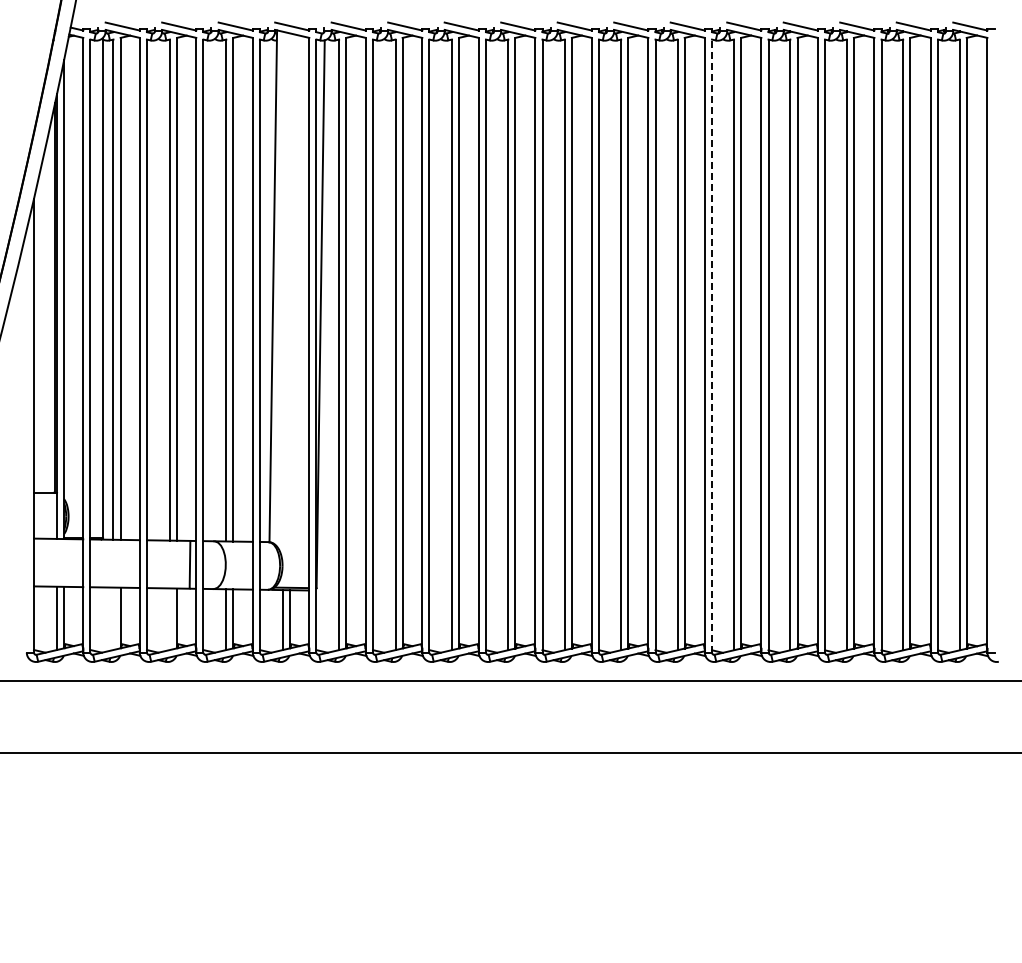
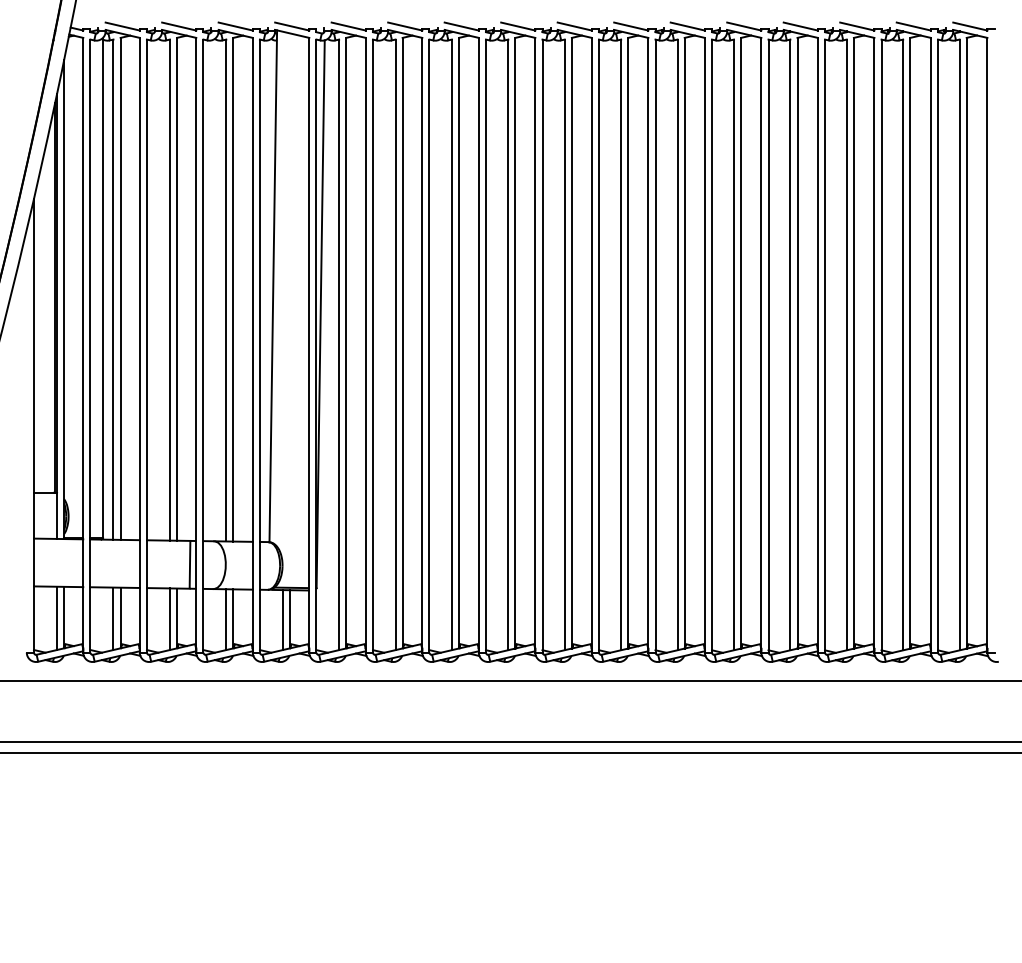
line: dashed -> solid (712, 346)
line: none -> present (113, 618)
line: none -> present (169, 619)
line: none -> present (510, 742)
